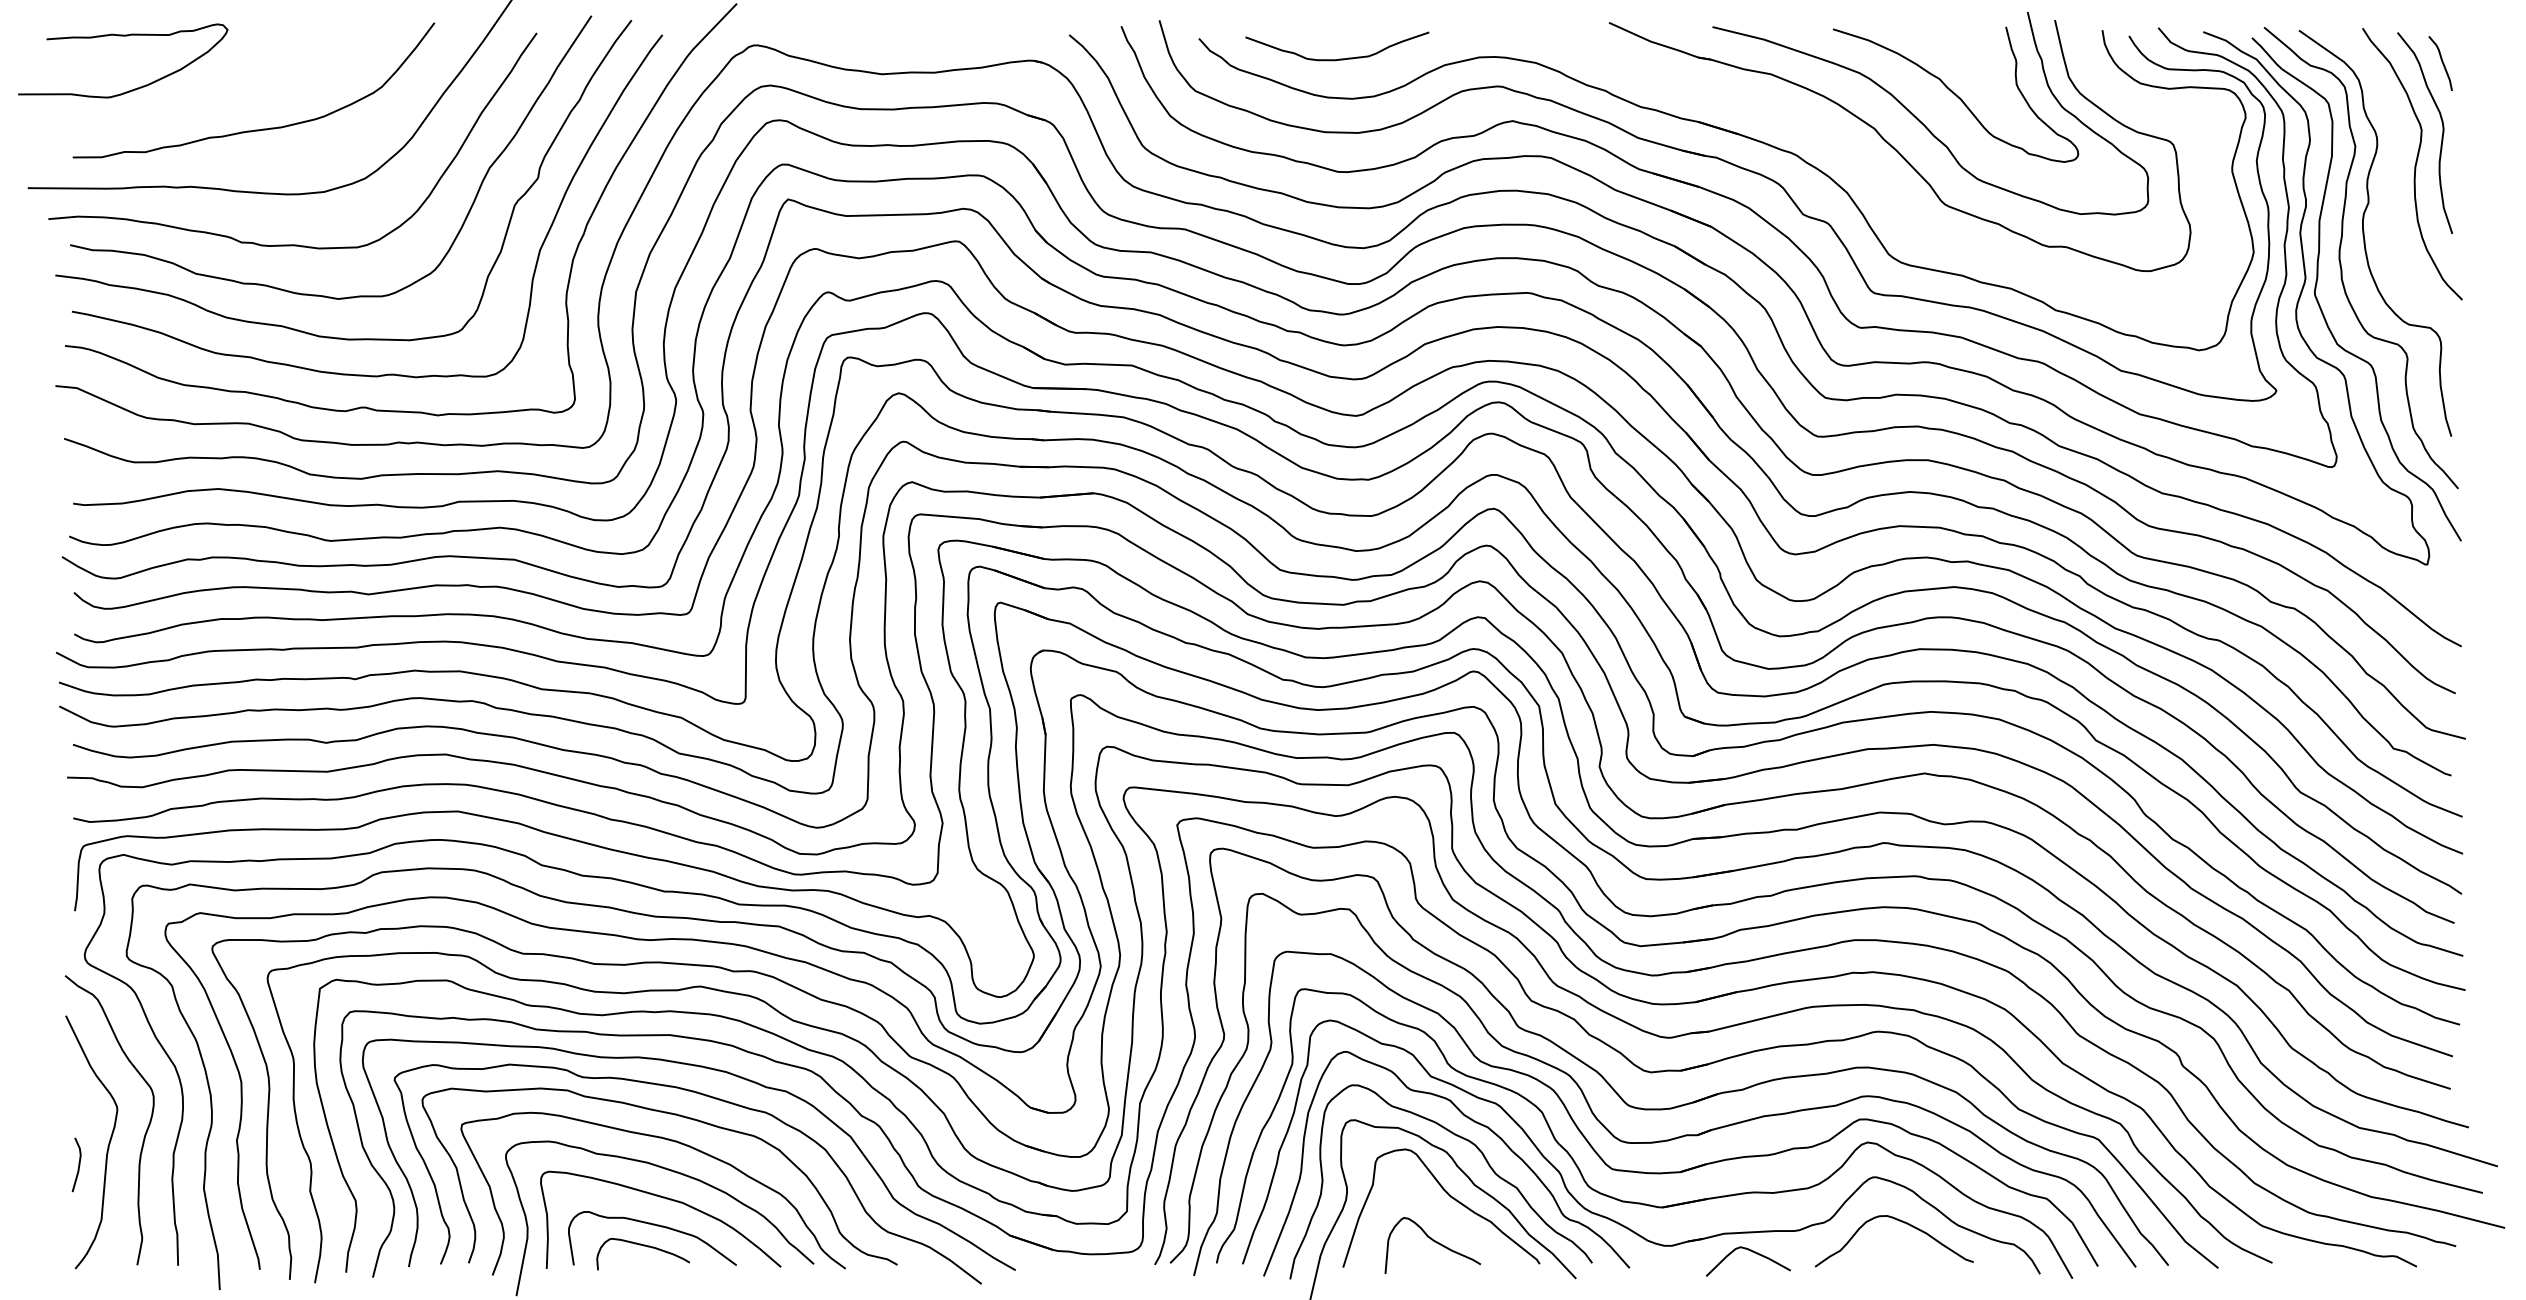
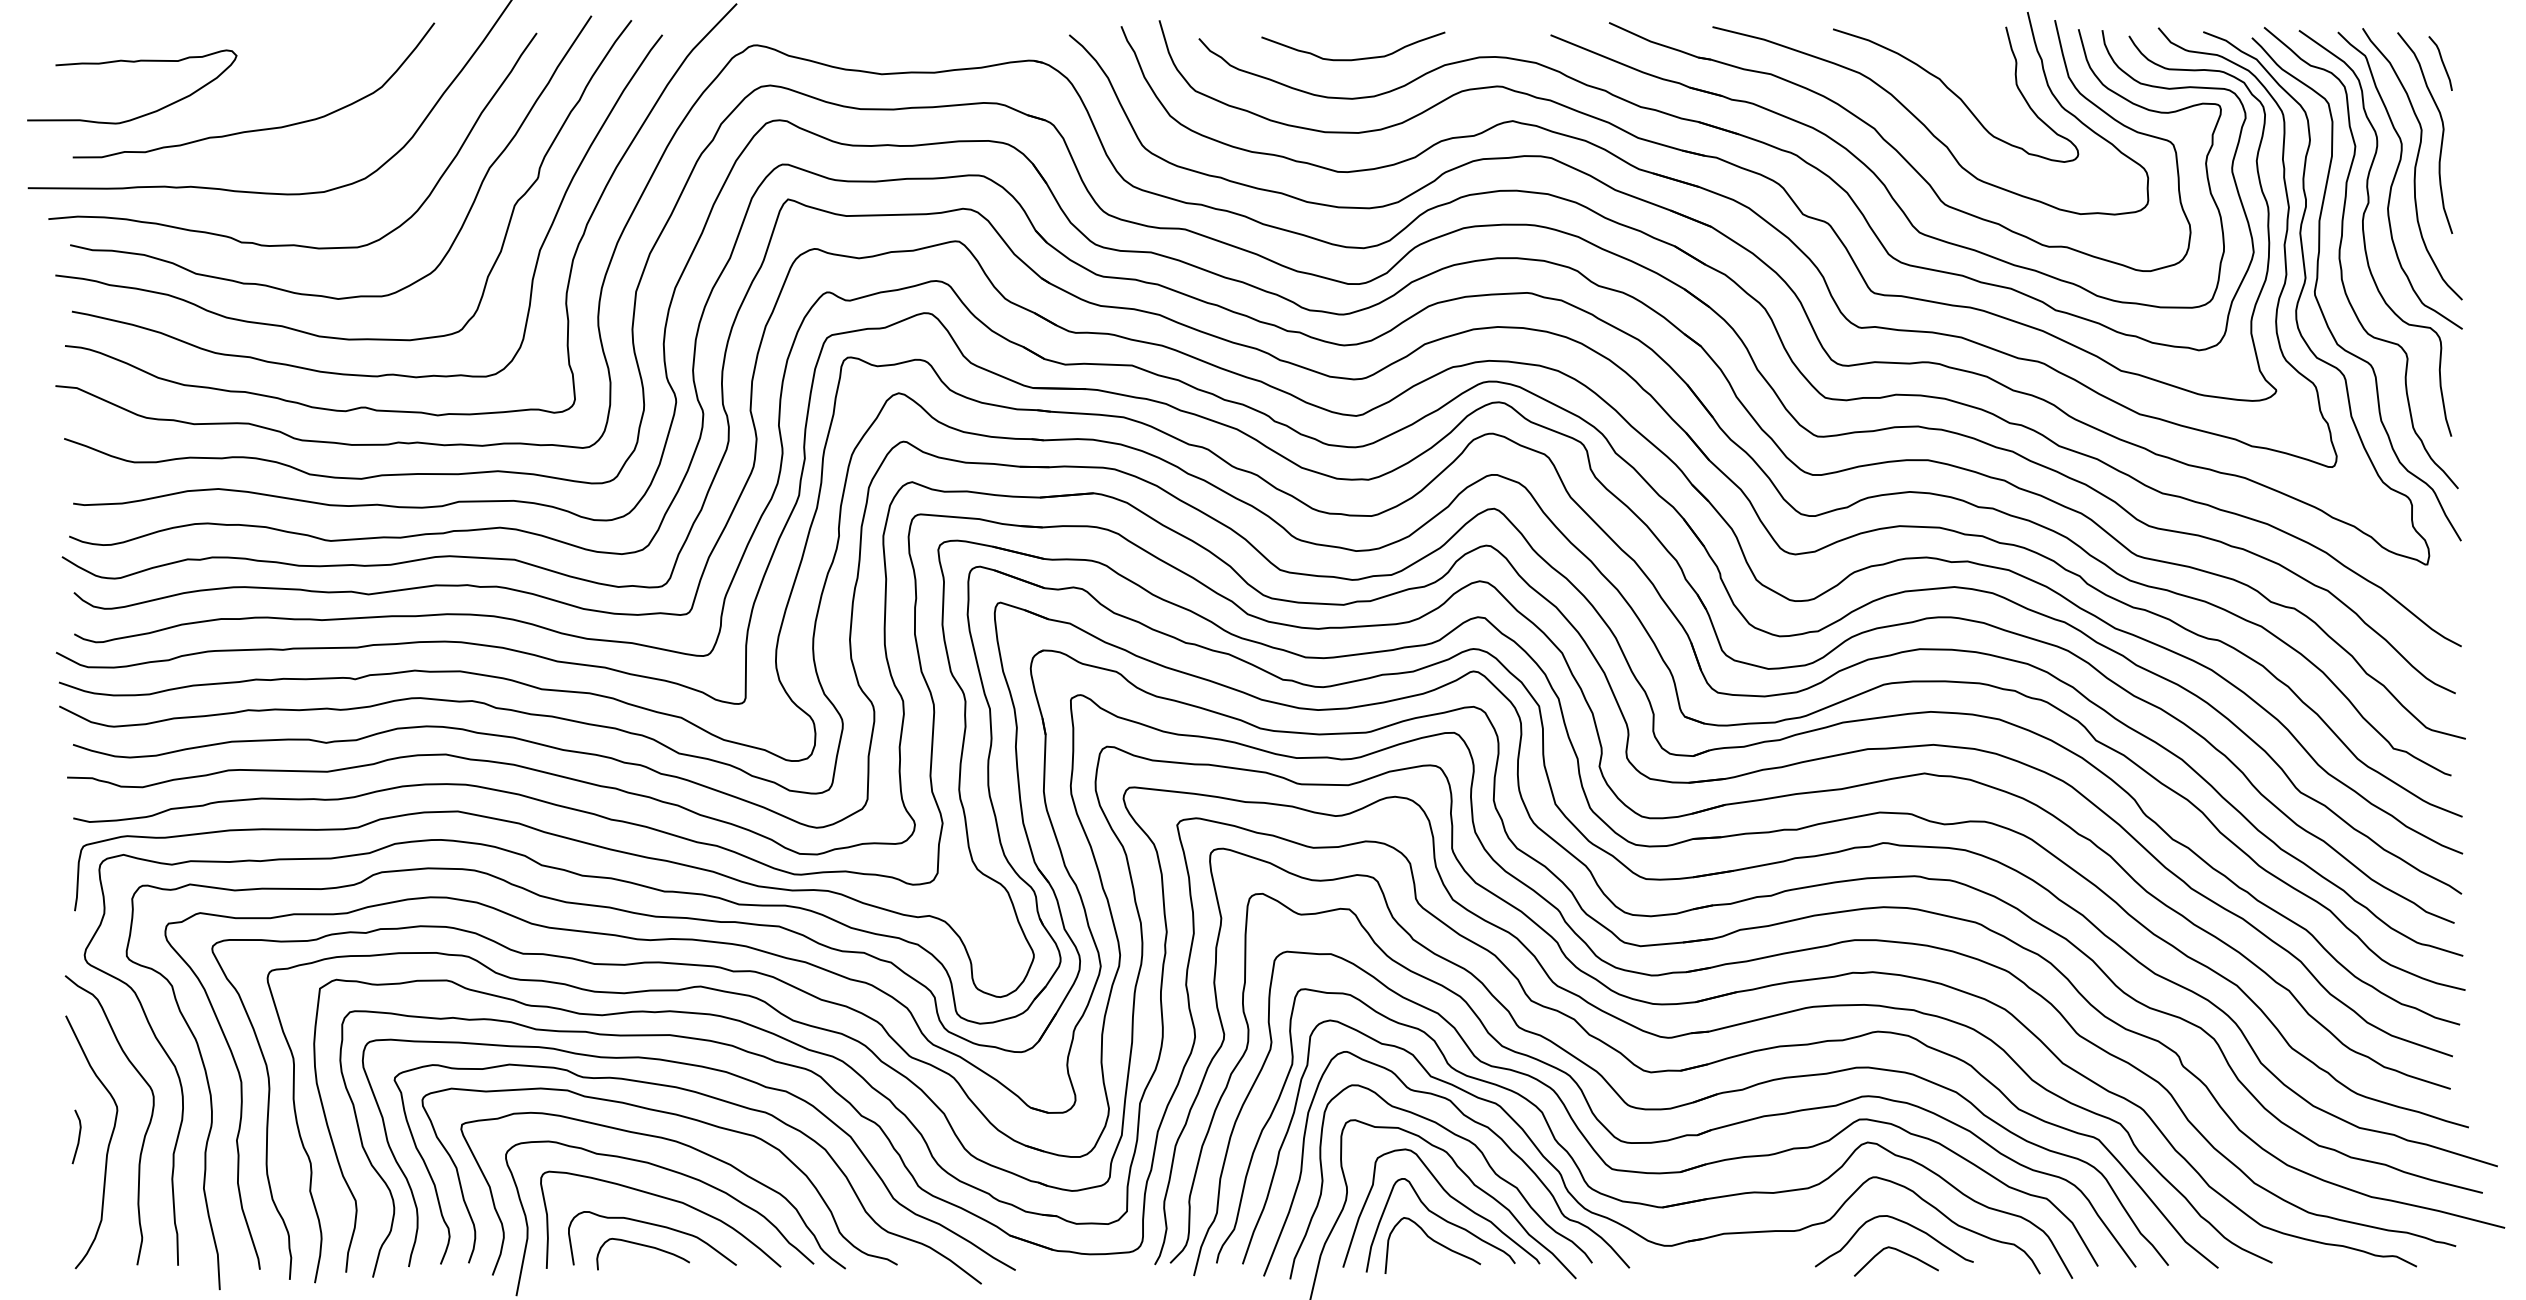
curve position: (123, 36) -> (132, 62) (132, 62)
curve position: (1339, 58) -> (1355, 58) (1355, 58)
part: none -> present (1877, 175)
curve: none -> present (2395, 178)
line position: (78, 1164) -> (78, 1136) (78, 1136)
curve: none -> present (1443, 1220)
curve position: (1752, 1252) -> (1900, 1252) (1900, 1252)
